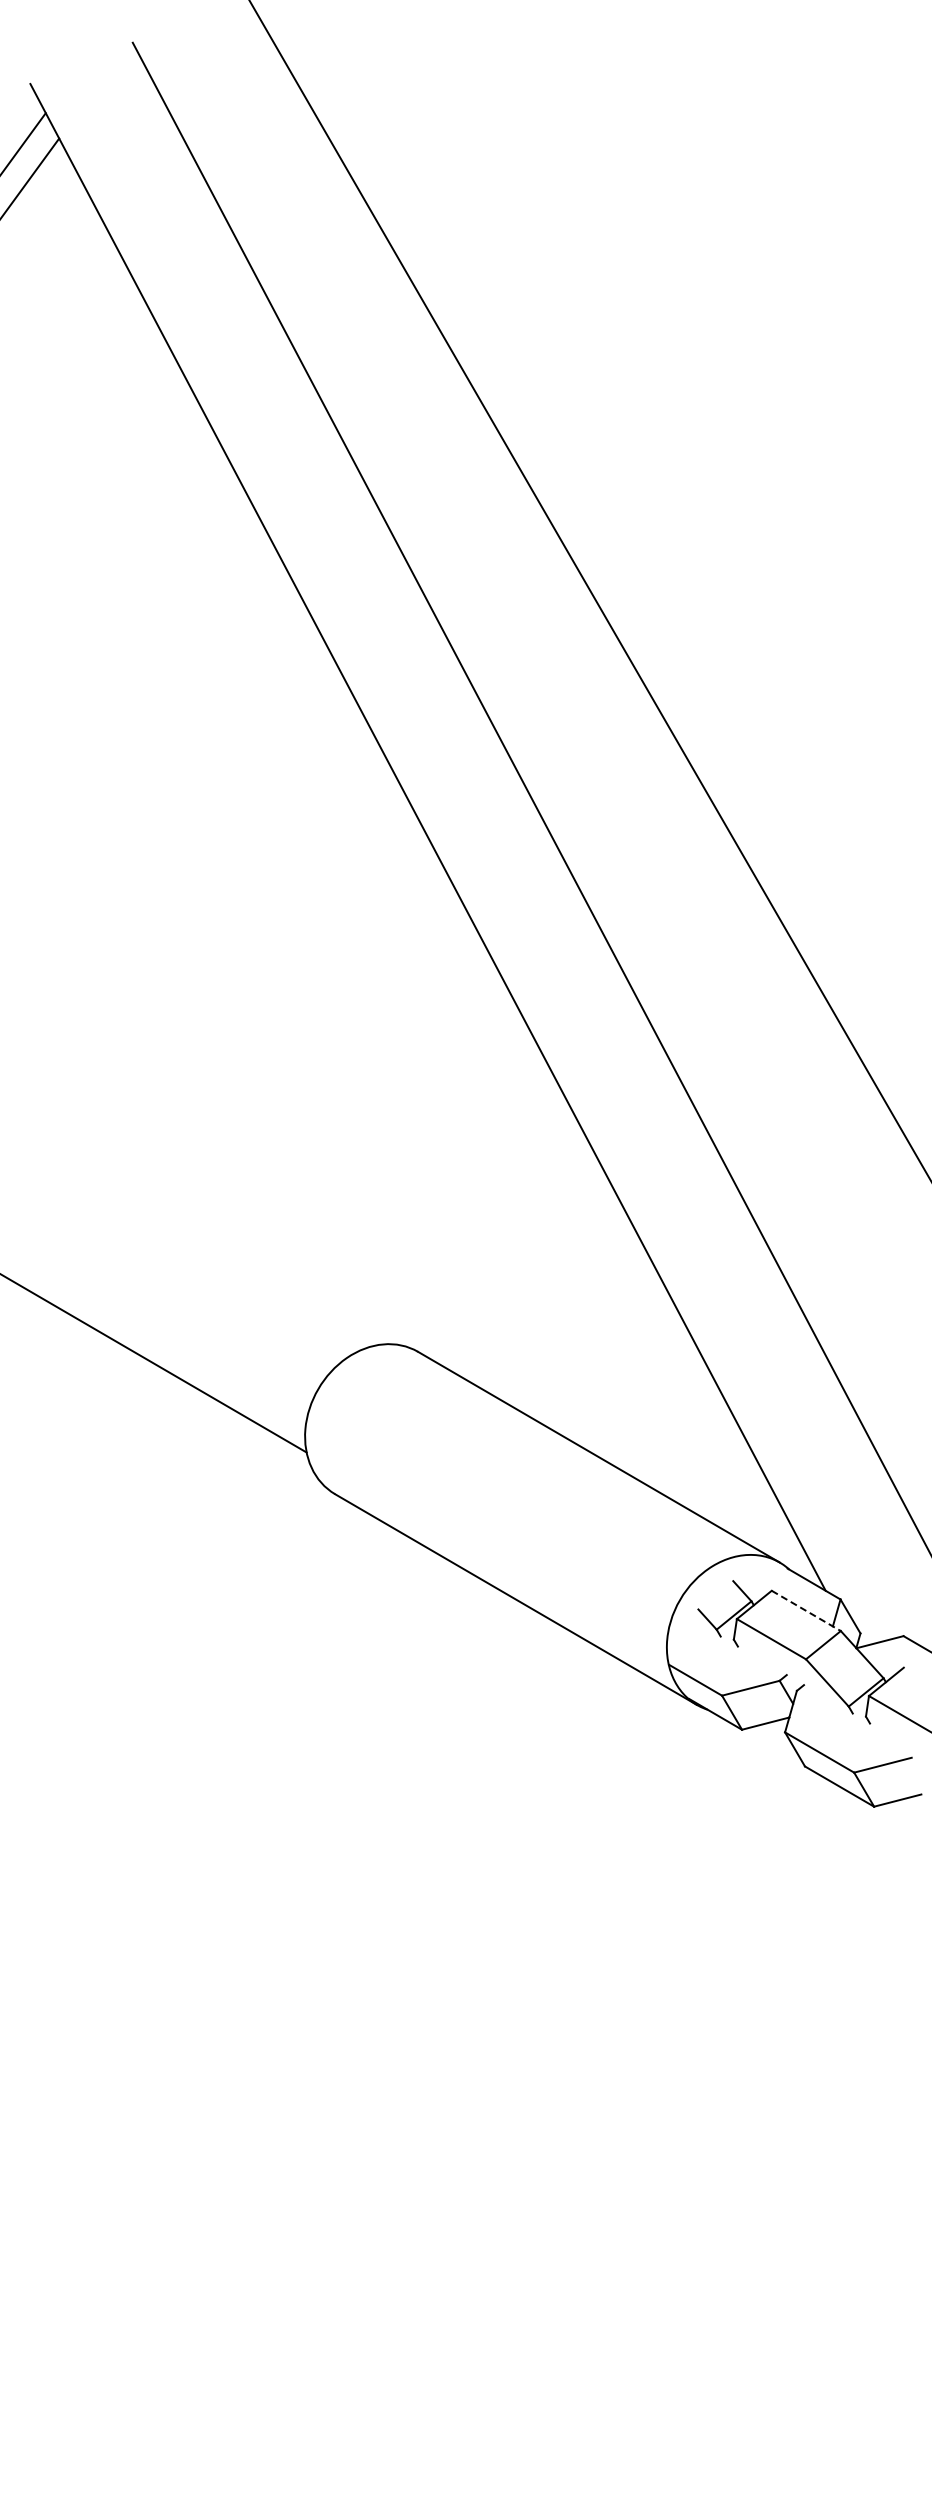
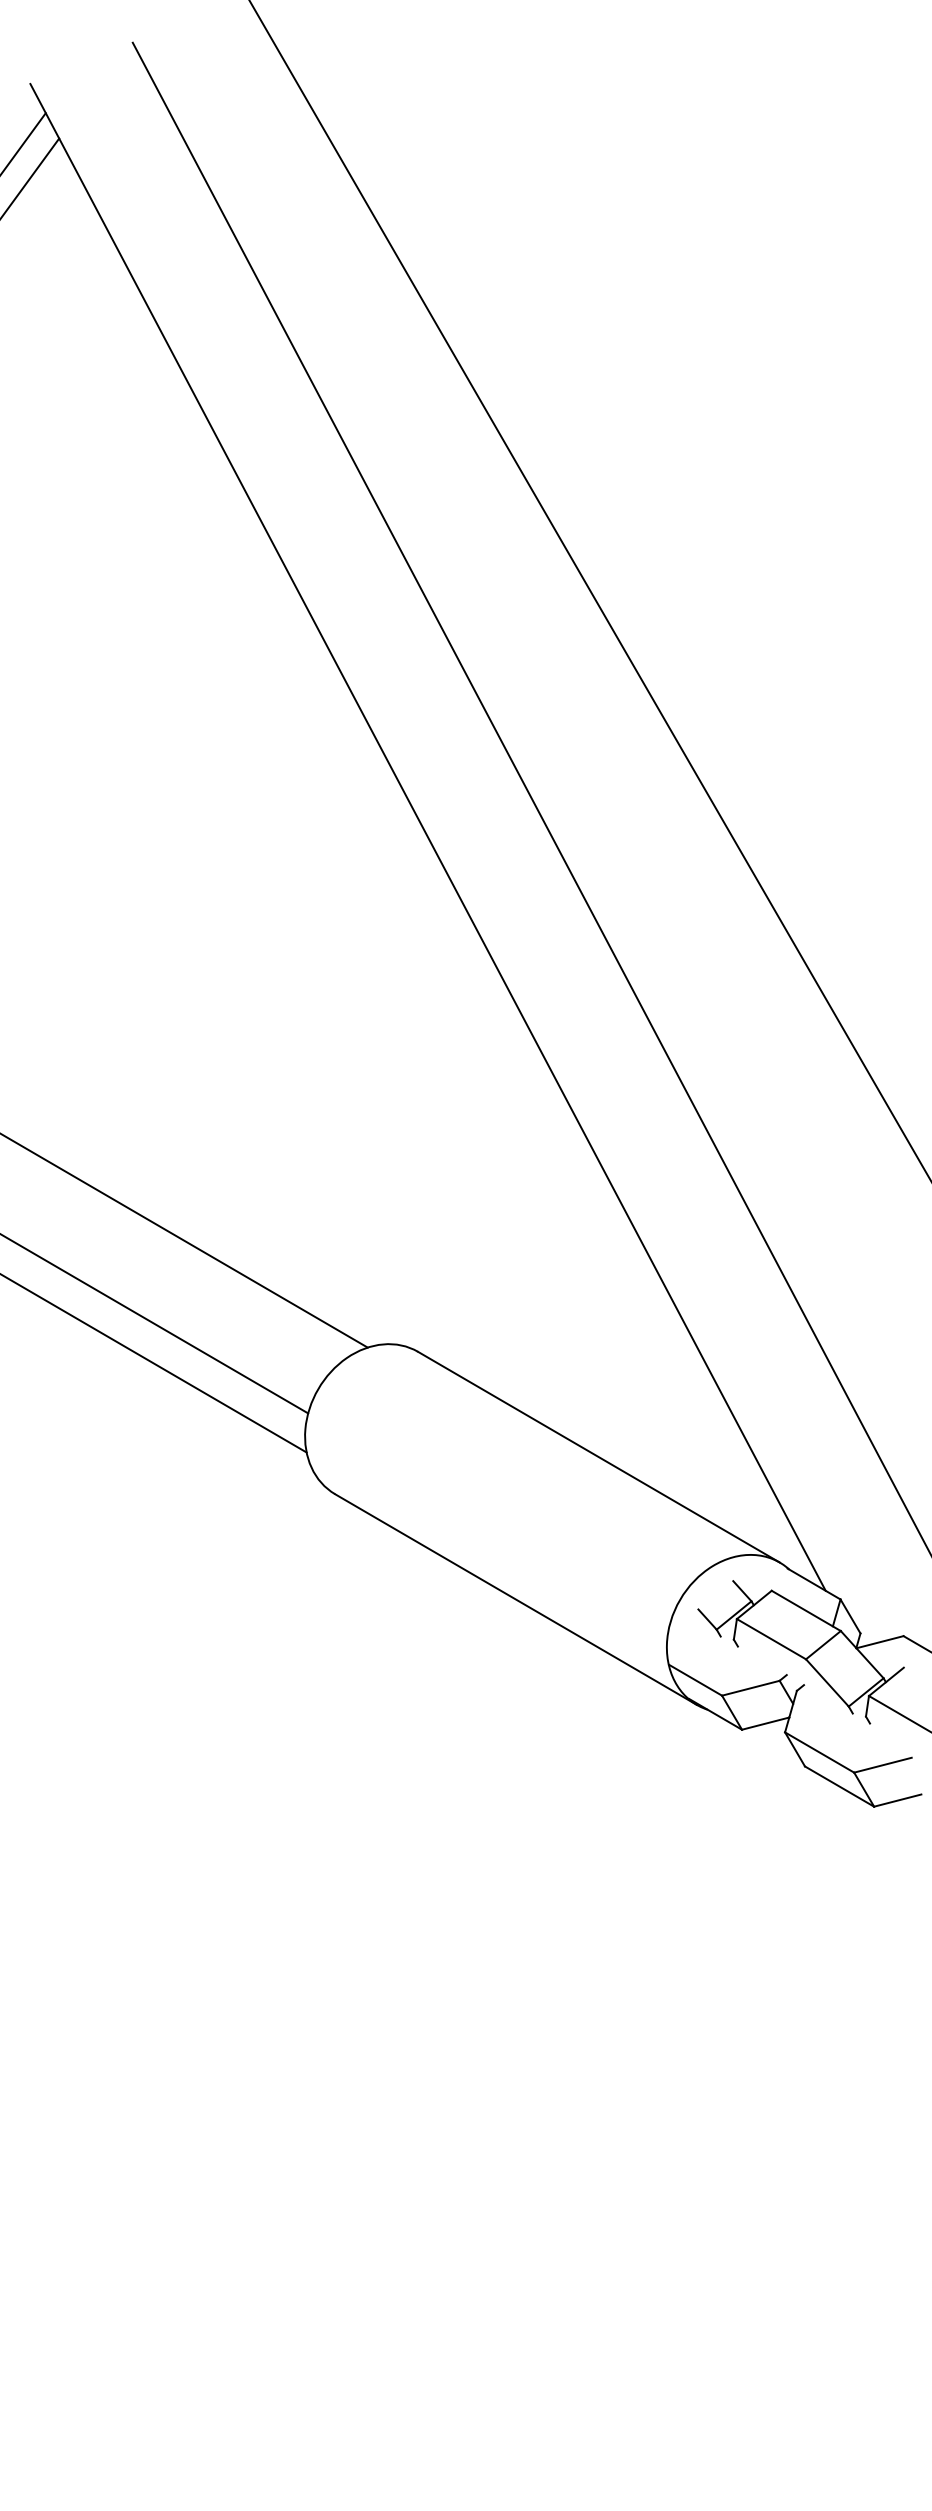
line: none -> present (184, 1240)
line: none -> present (155, 1324)
line: dashed -> solid (806, 1610)
